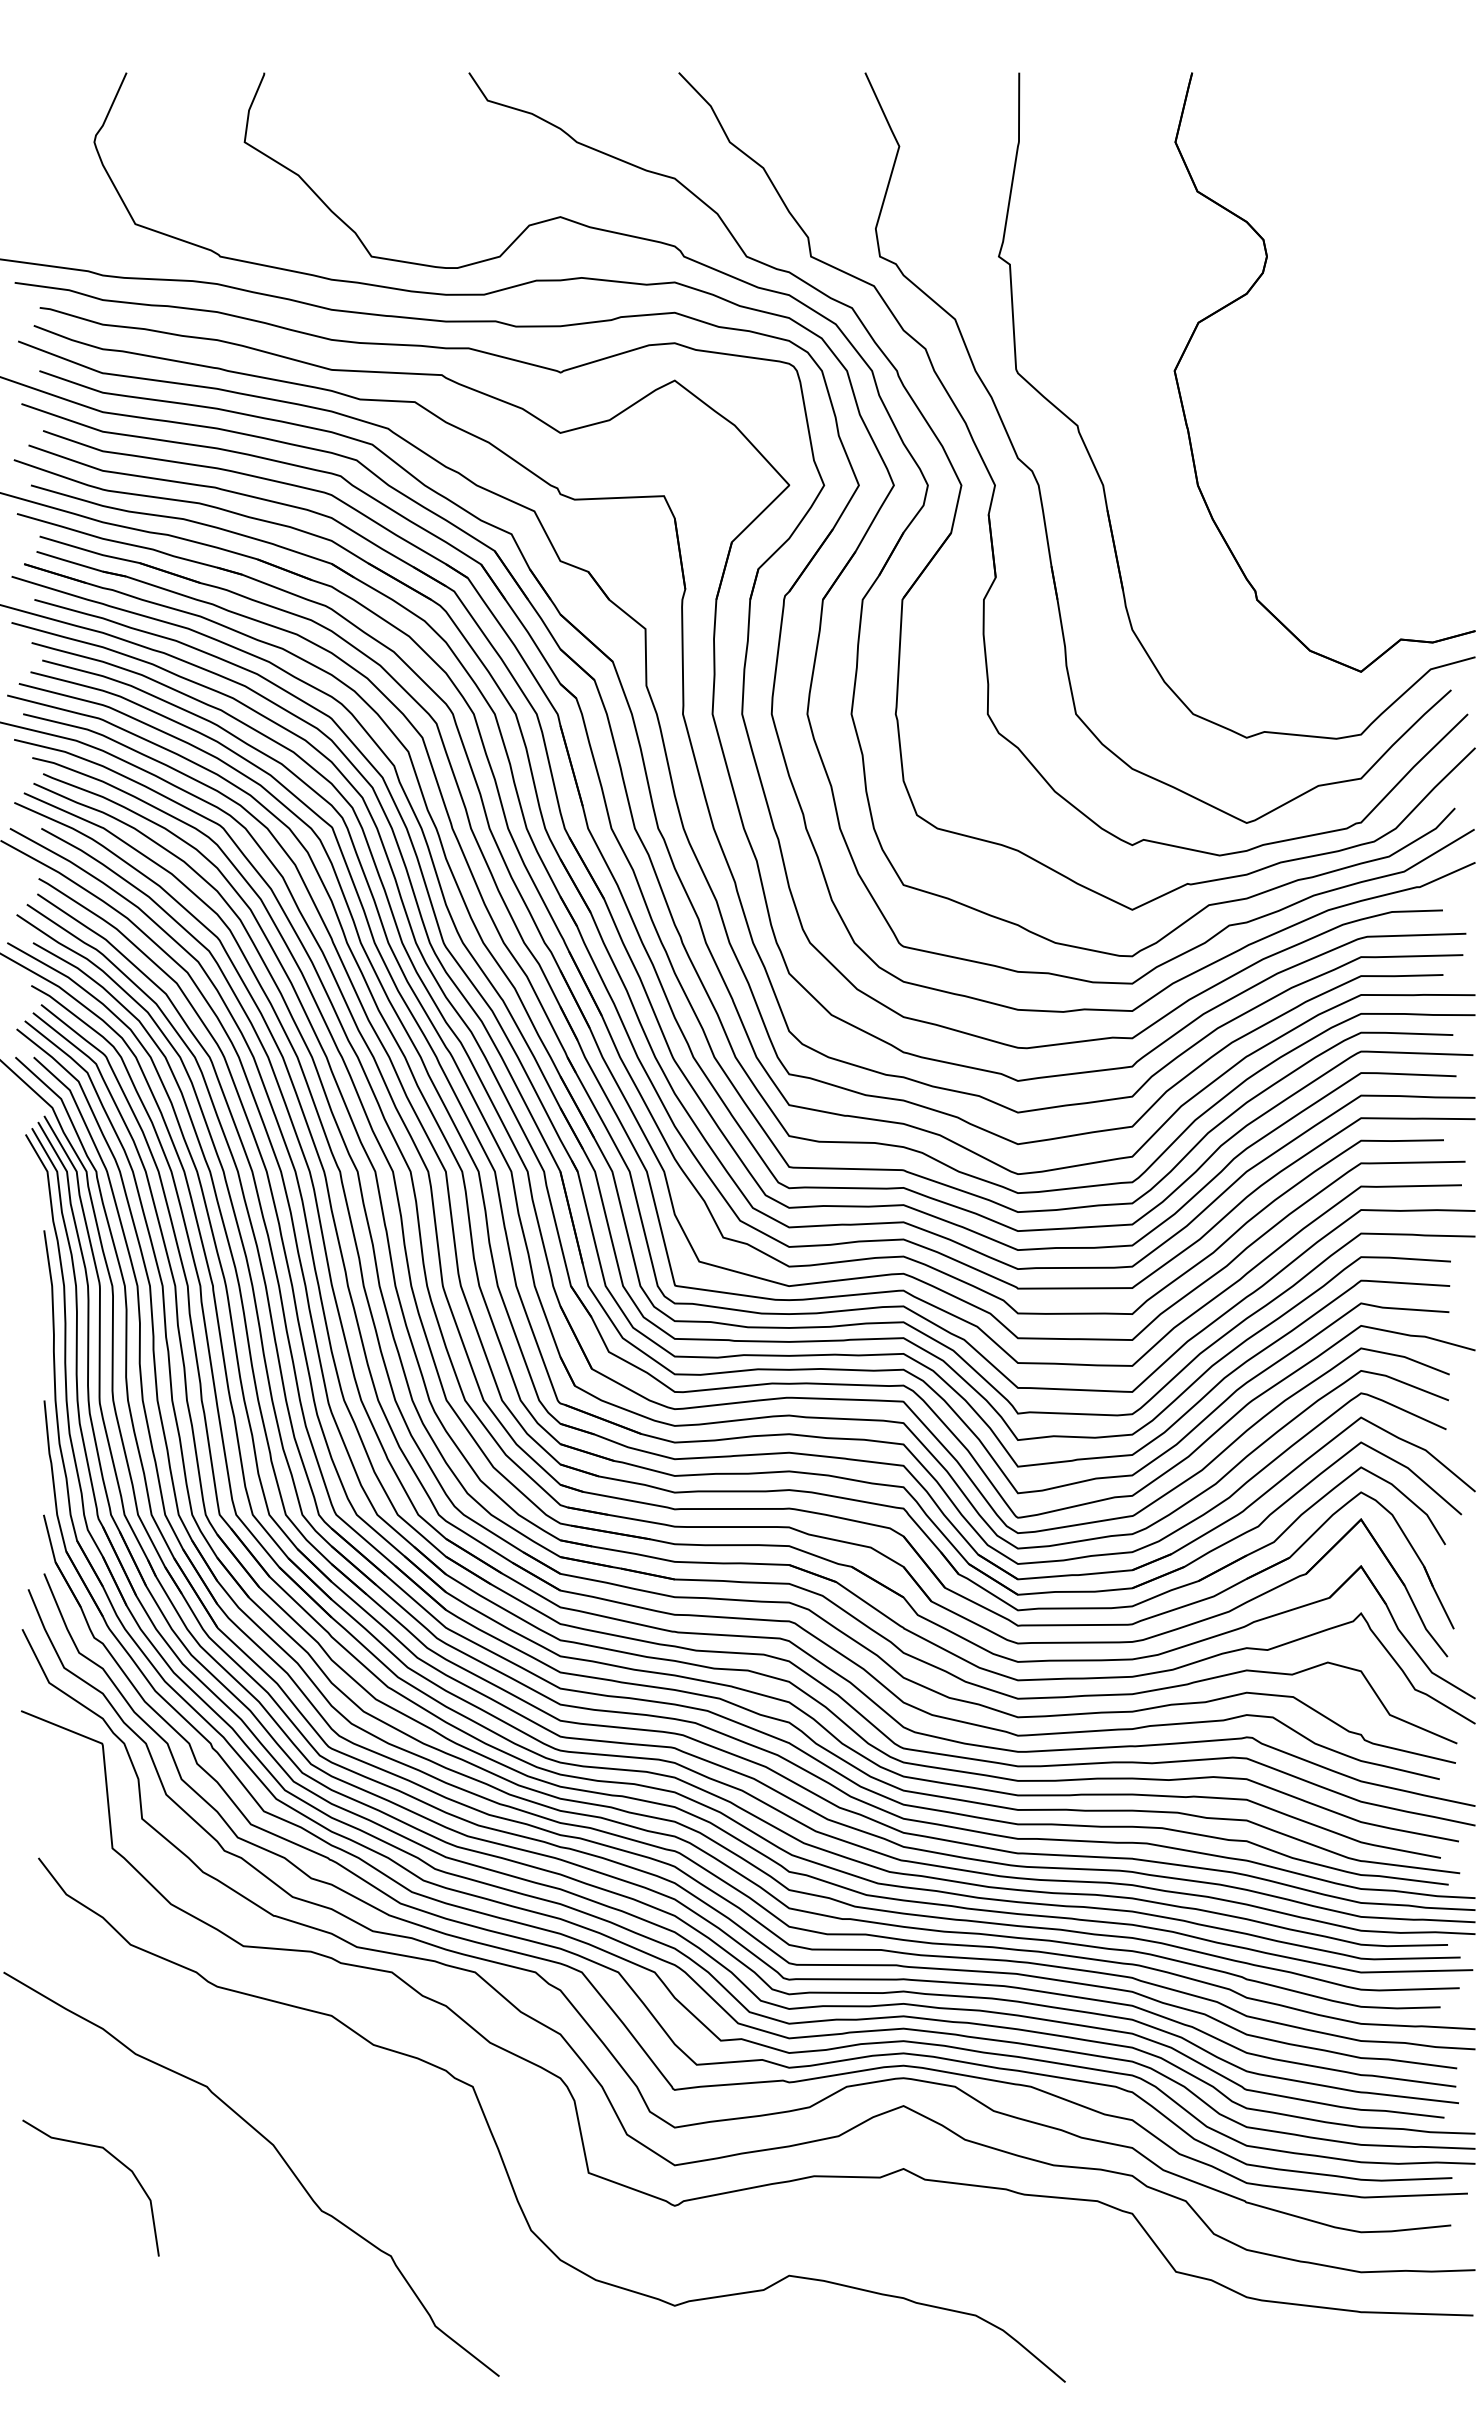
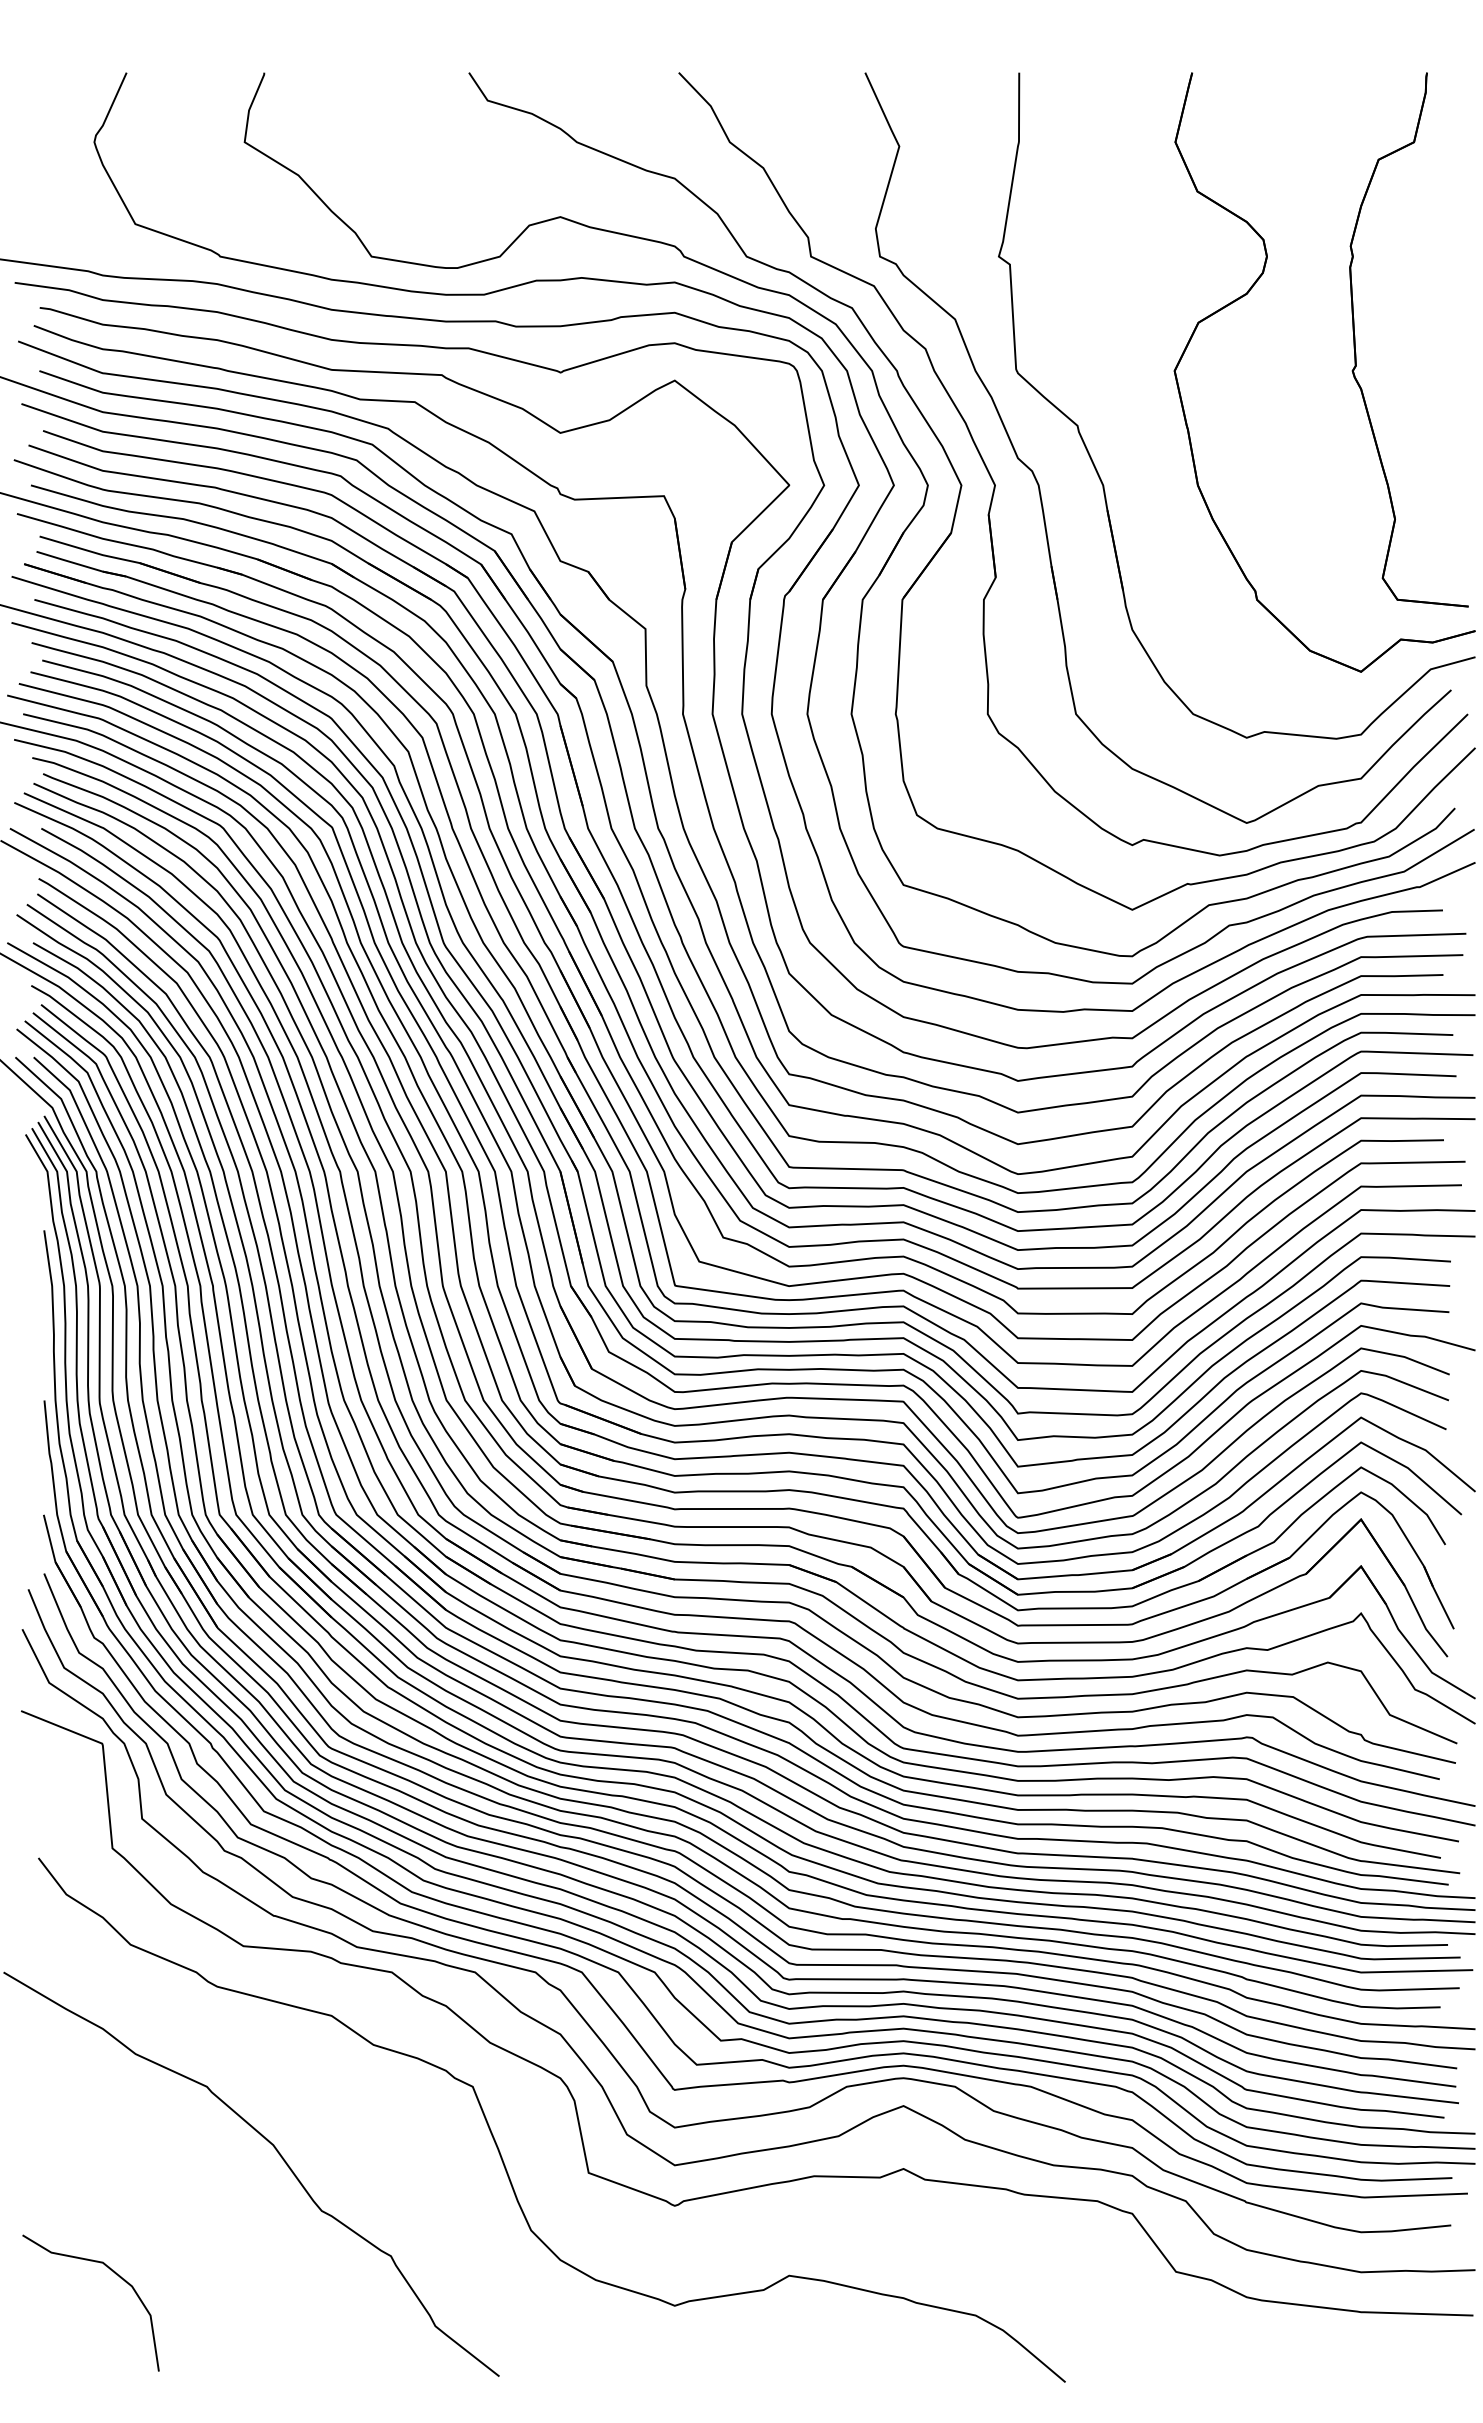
part: none -> present (1355, 339)
curve position: (115, 2159) -> (115, 2274) (115, 2274)
